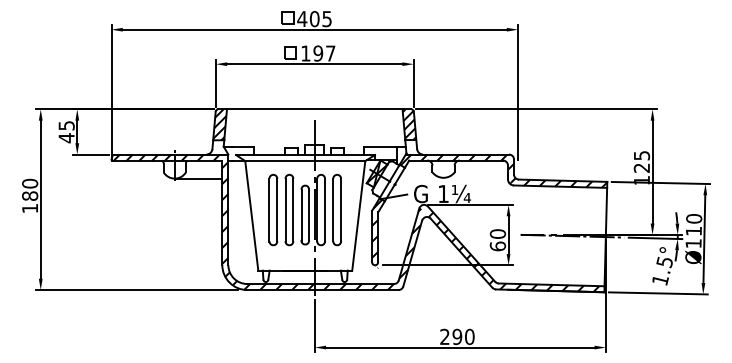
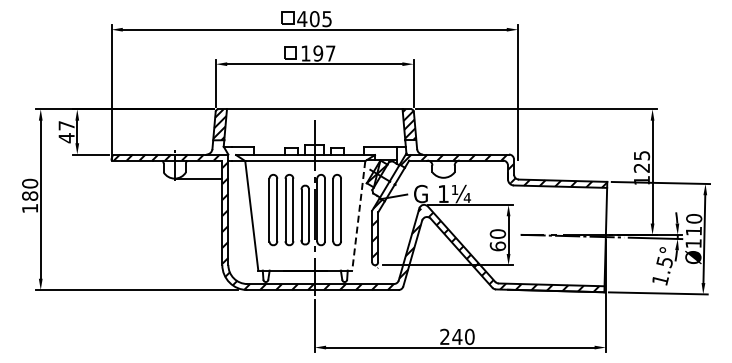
text: 45 -> 47 (66, 125)
line: solid -> dashed (358, 216)
text: 290 -> 240 (457, 336)
